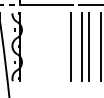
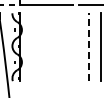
line: present -> none (70, 47)
line: present -> none (81, 47)
line: solid -> dashed (89, 47)
